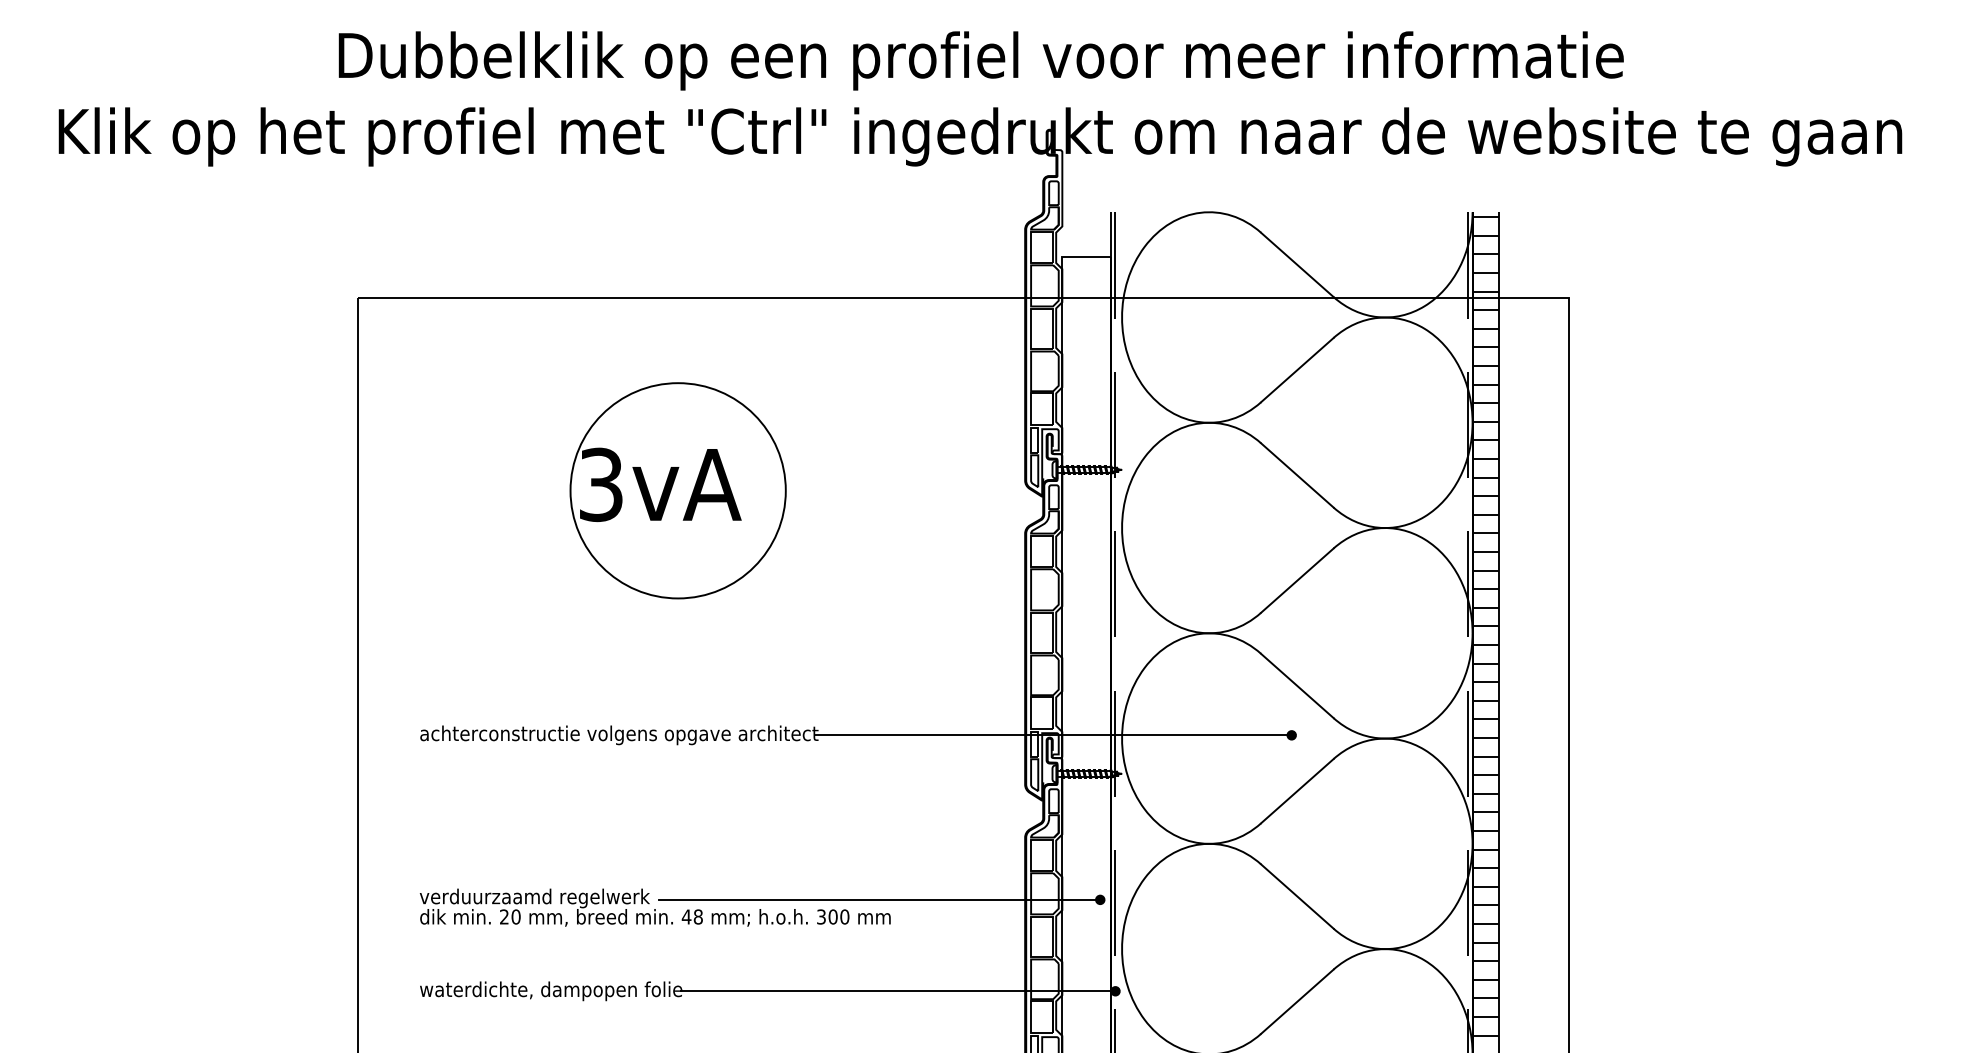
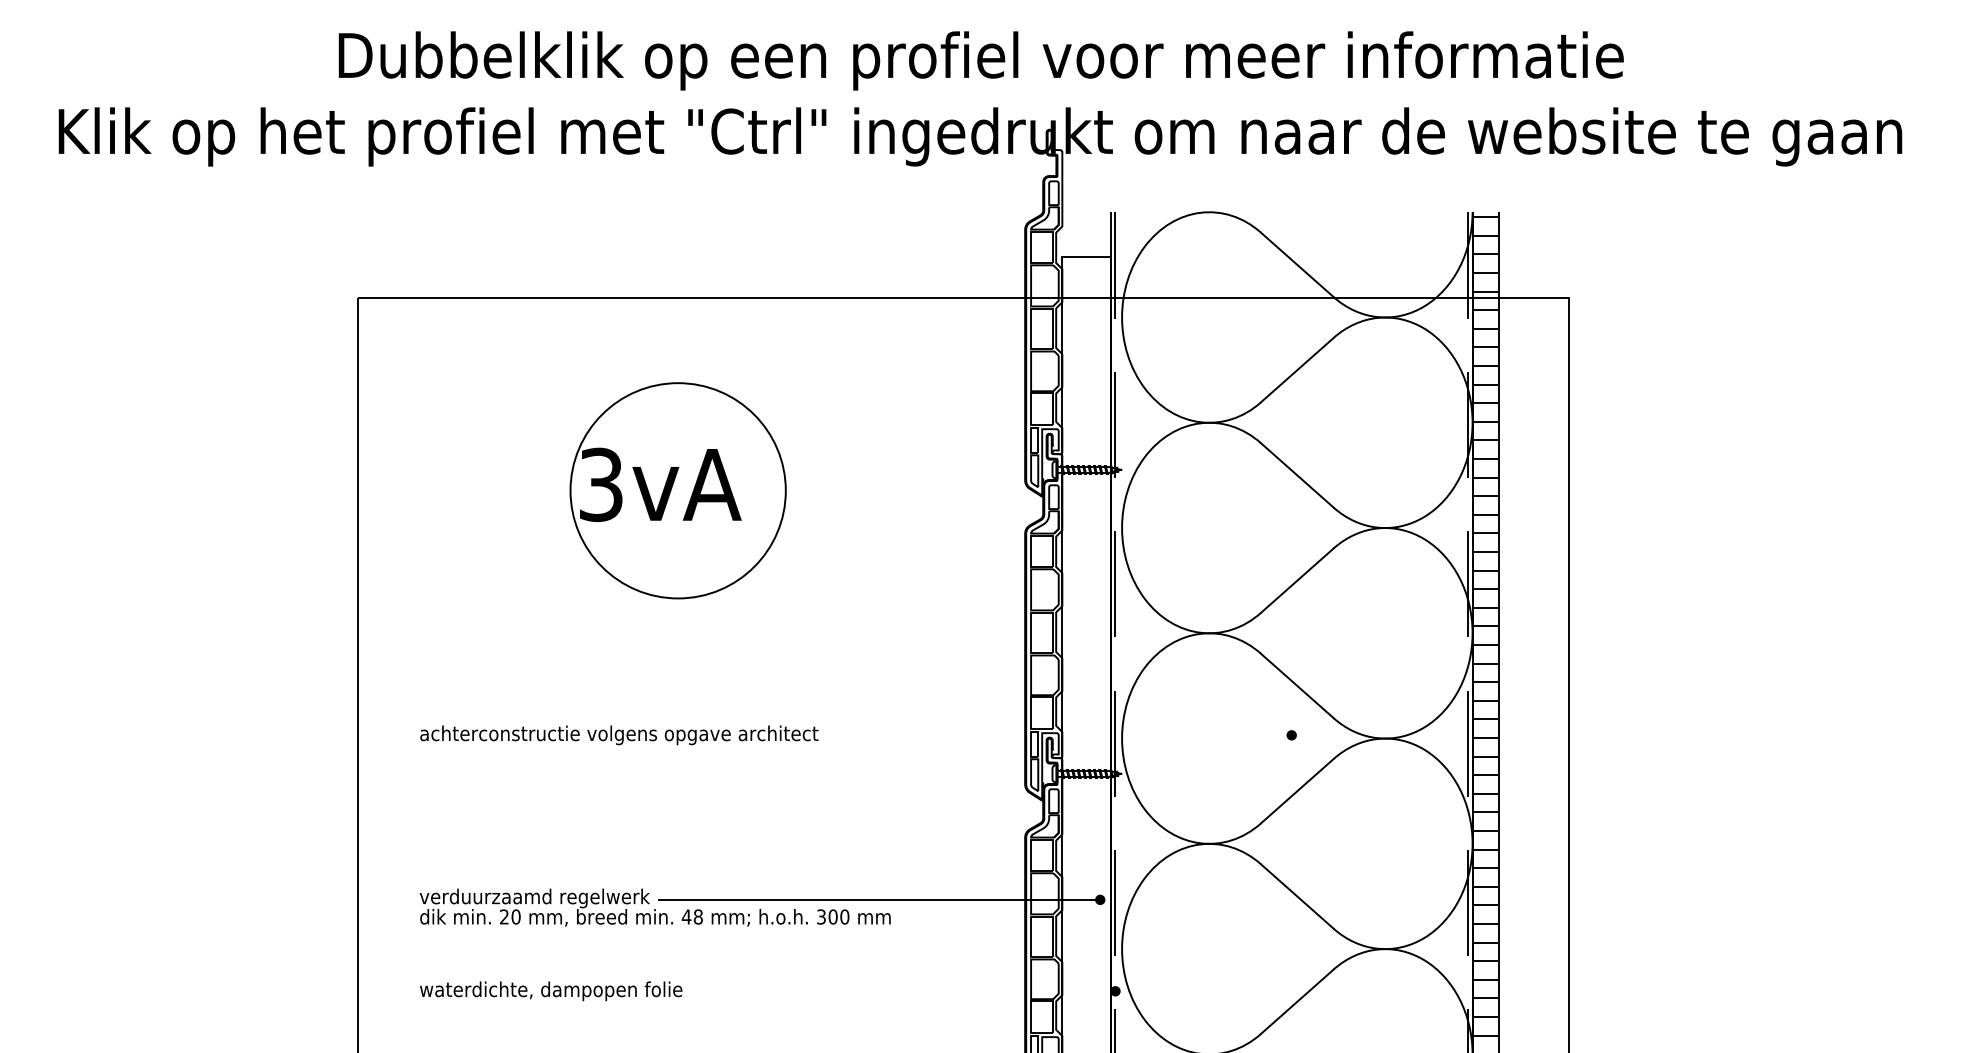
line: present -> none (1053, 735)
line: present -> none (897, 991)
